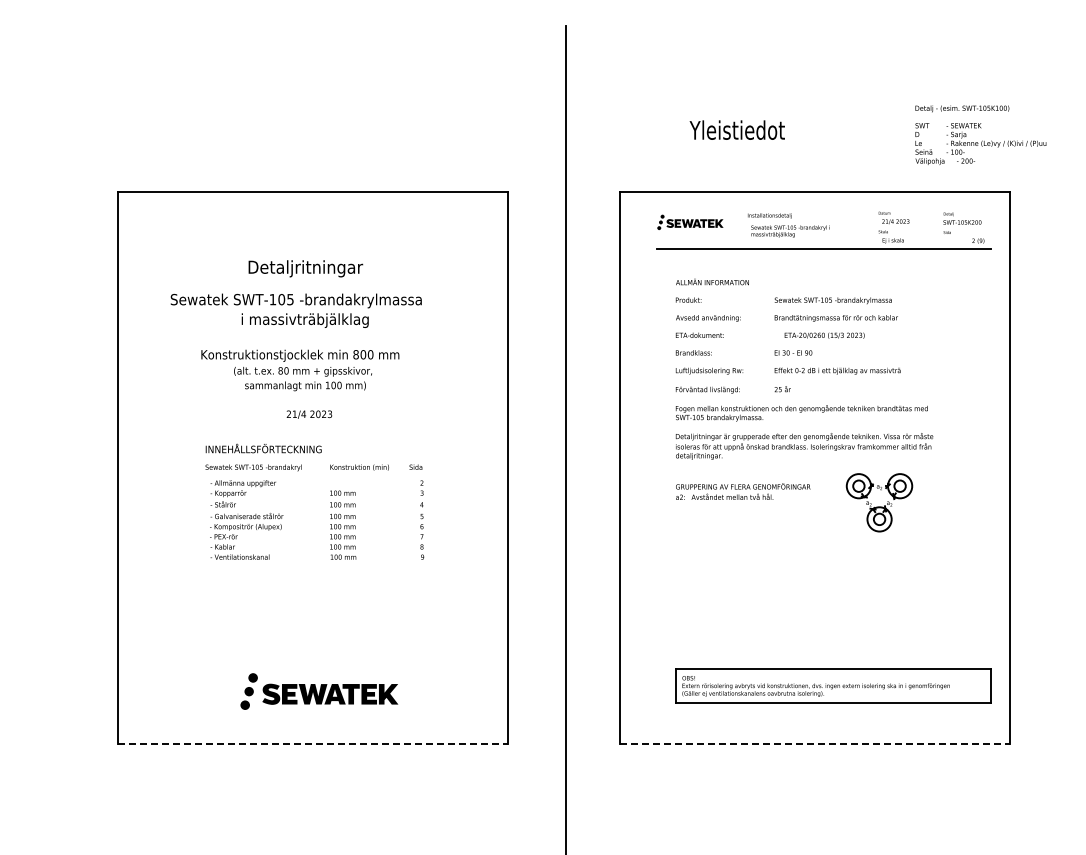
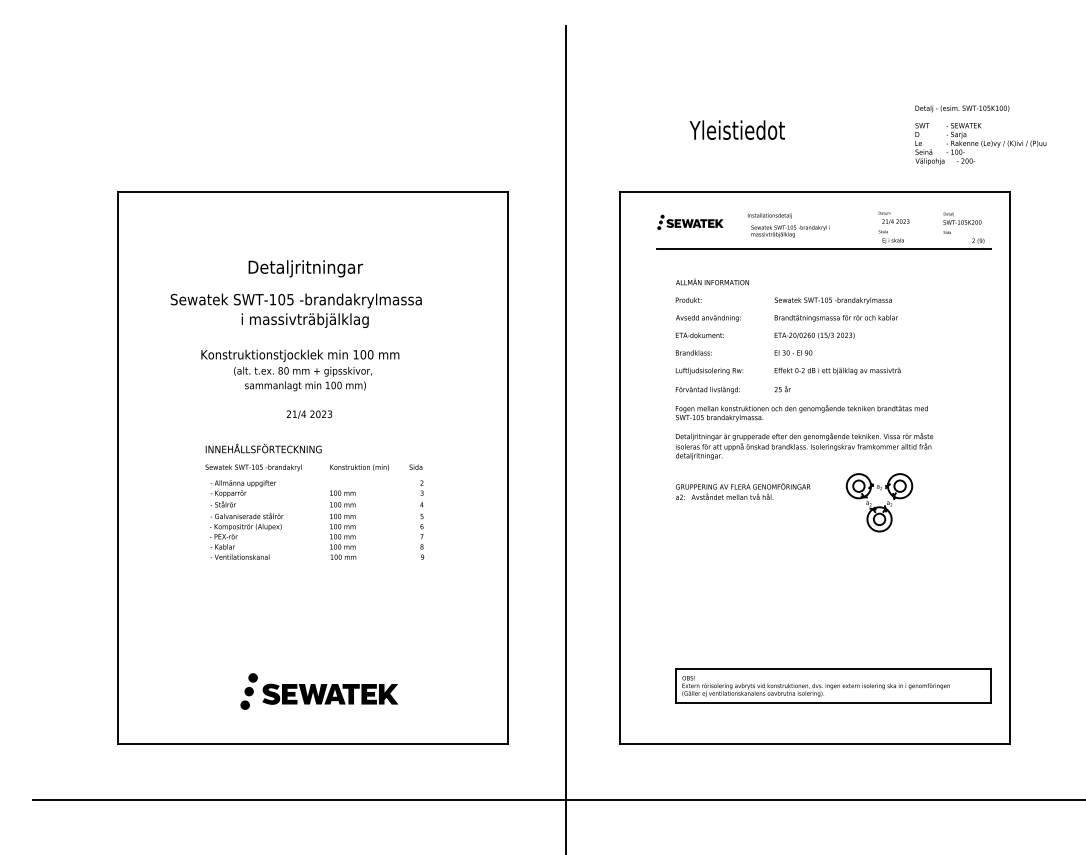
text position: (824, 335) -> (814, 335) (814, 335)
text: 800 -> 100 (355, 354)
line: dashed -> solid (313, 744)
line: dashed -> solid (815, 744)
line: none -> present (557, 800)
